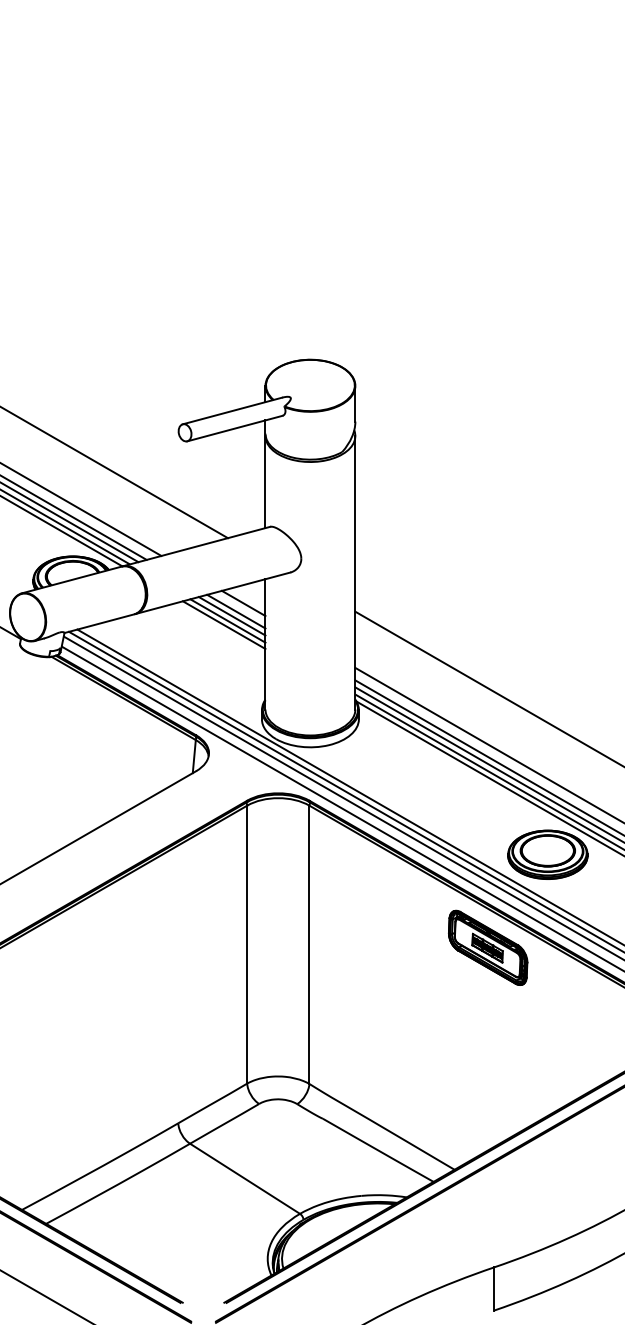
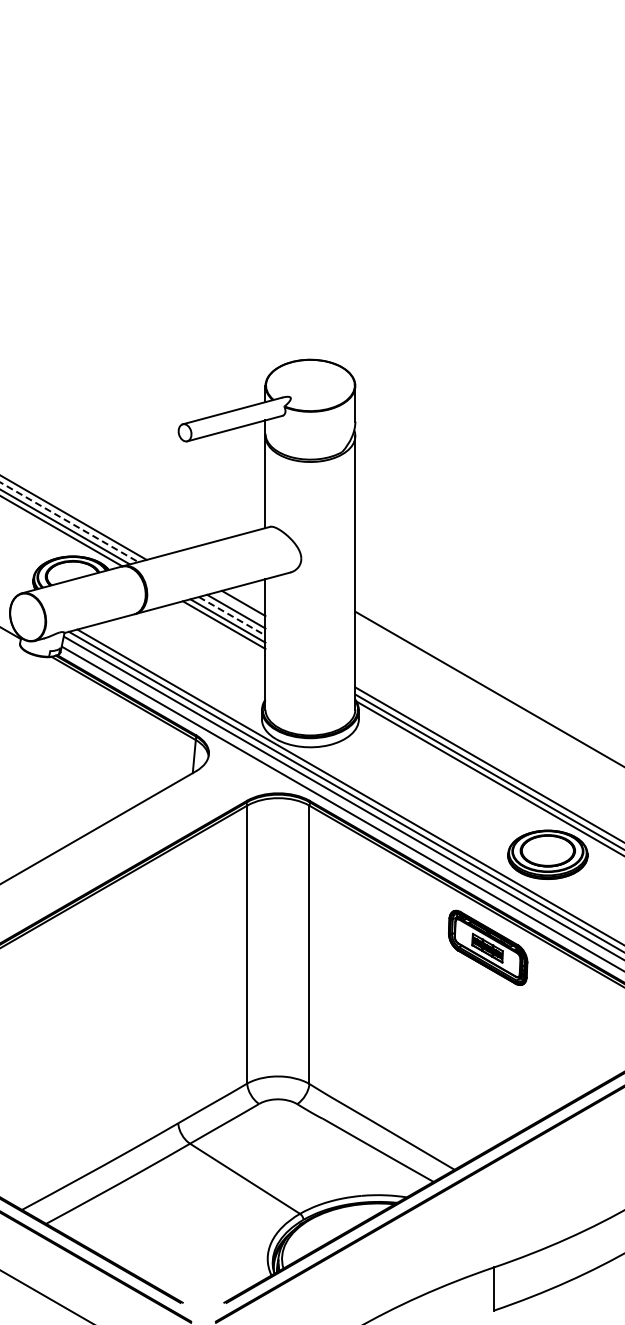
line: present -> none (114, 473)
line: present -> none (81, 509)
line: solid -> dashed (69, 522)
line: solid -> dashed (232, 616)
line: present -> none (488, 744)
line: present -> none (488, 757)
